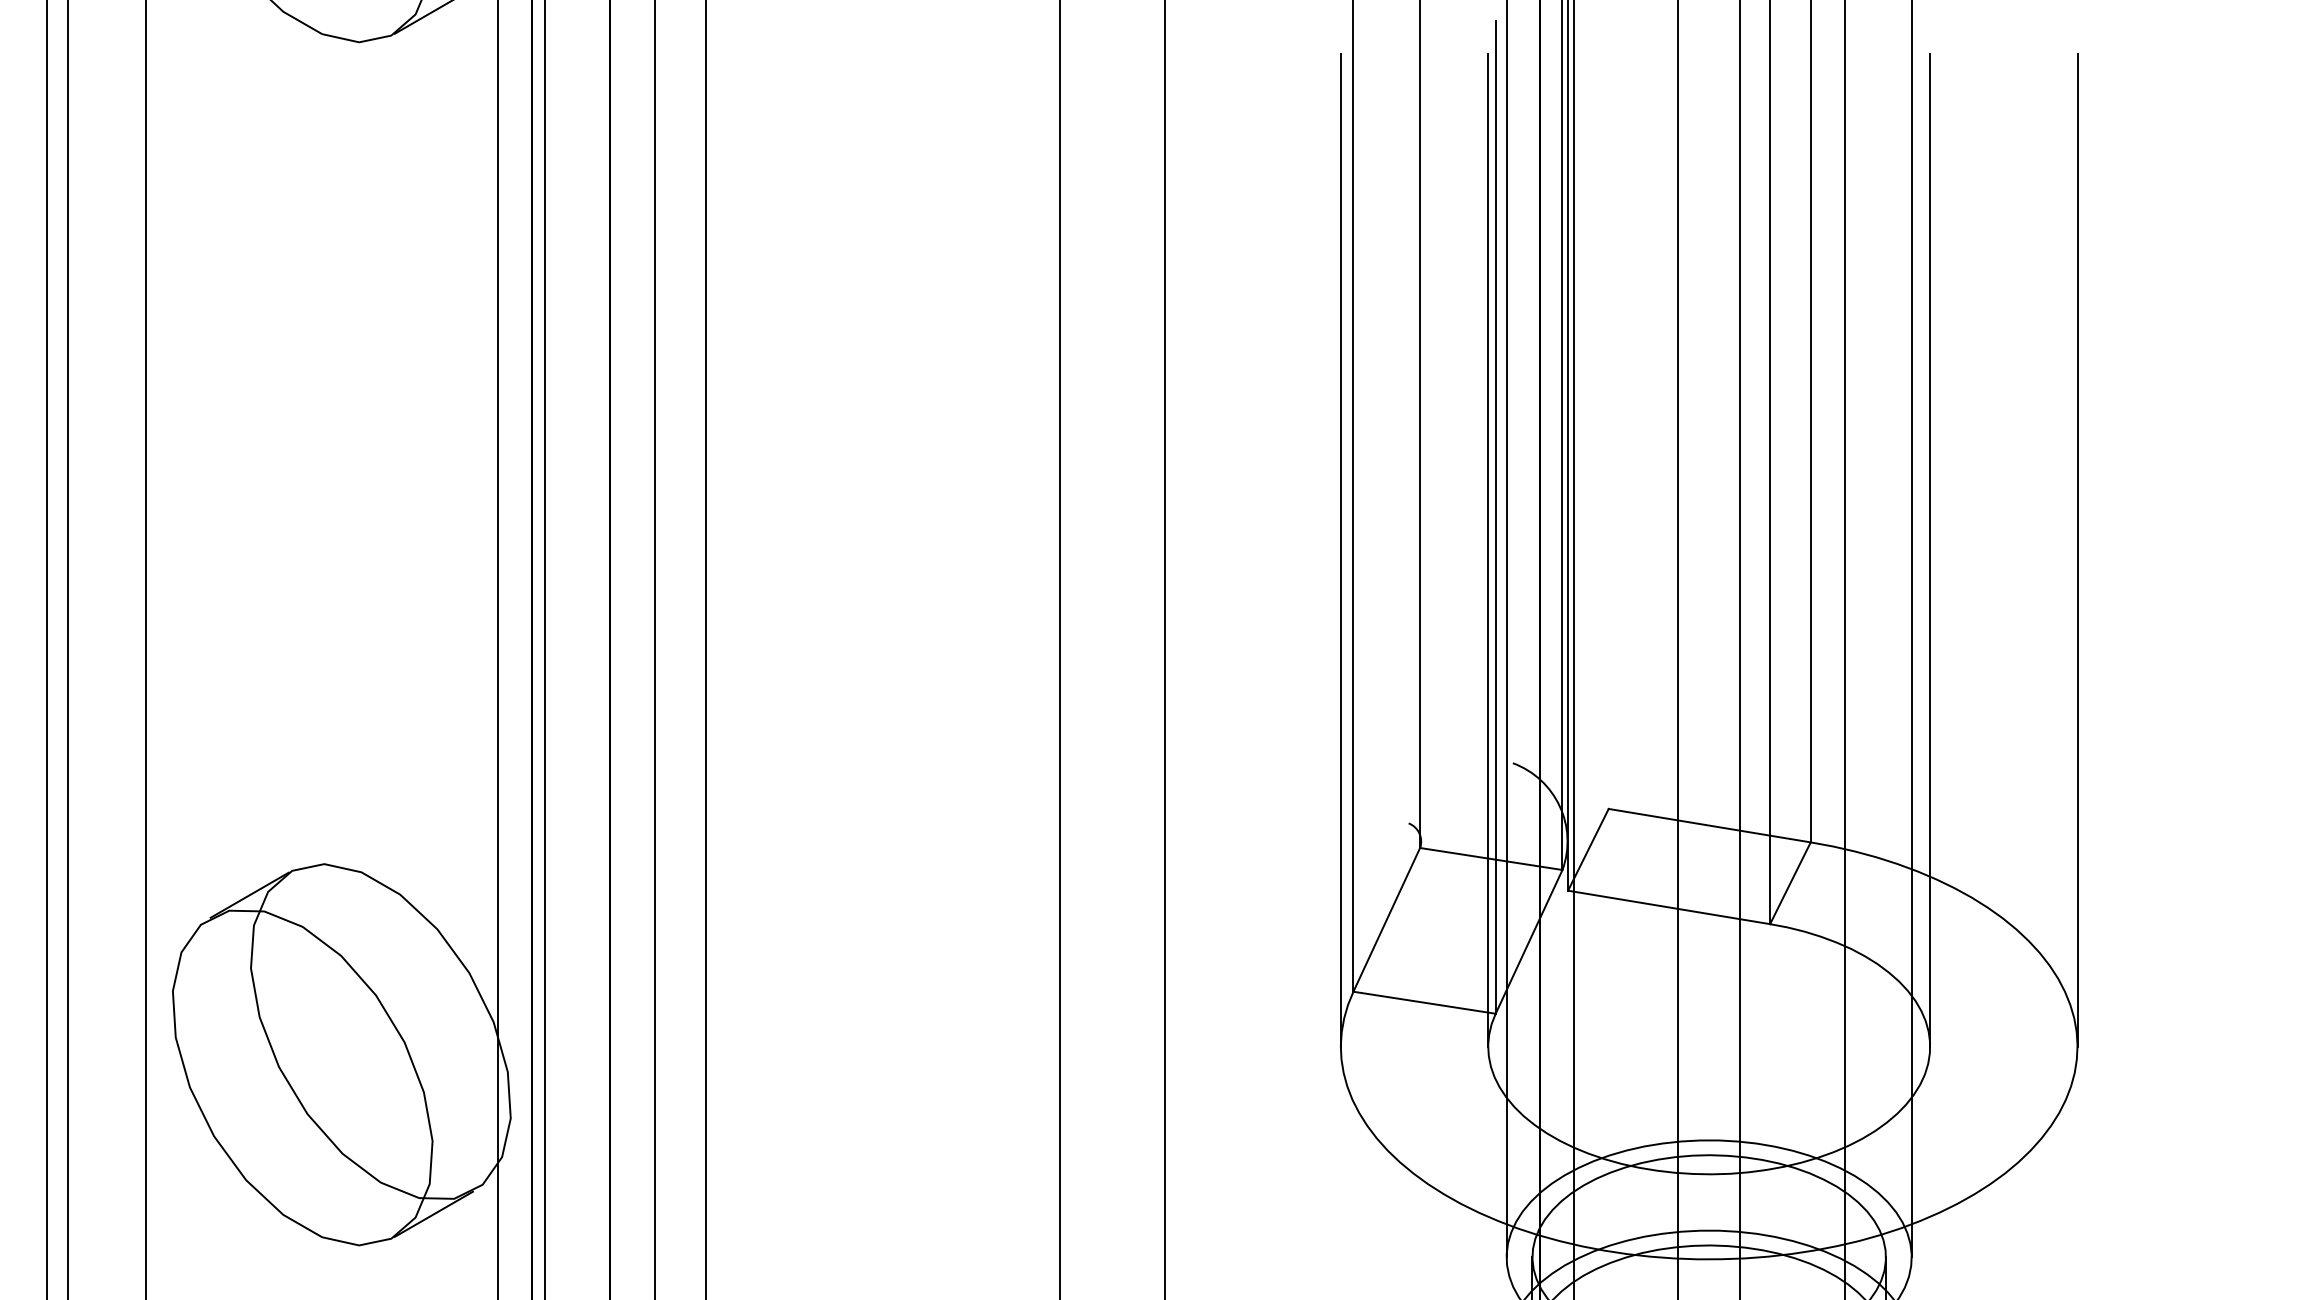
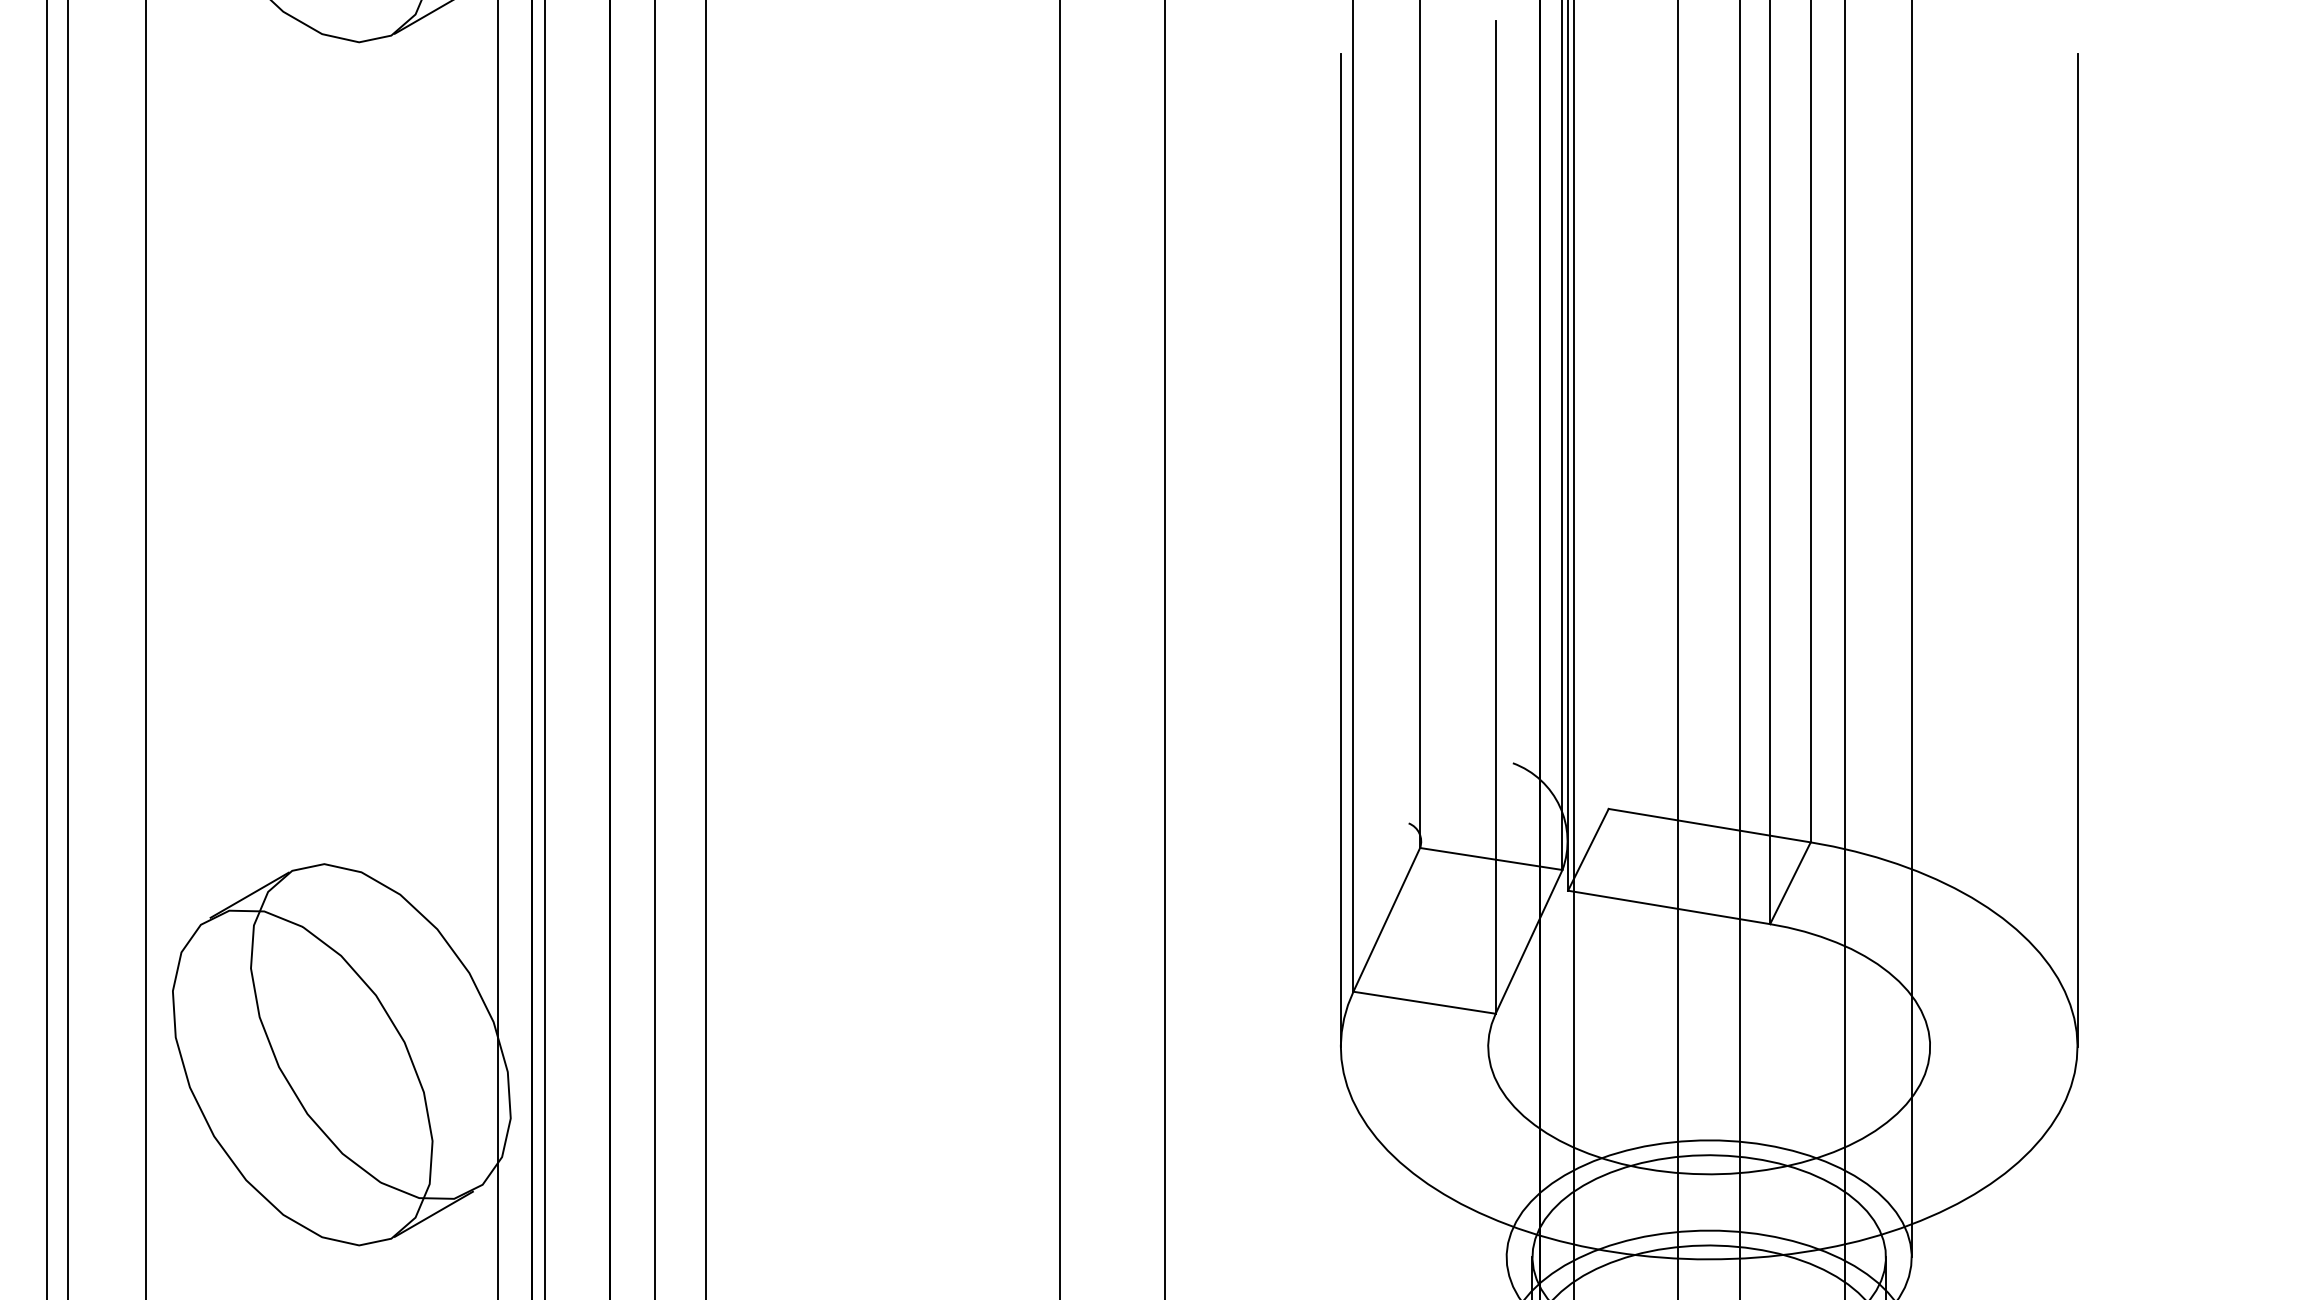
line: present -> none (1488, 550)
line: present -> none (1930, 550)
line: present -> none (1506, 629)
